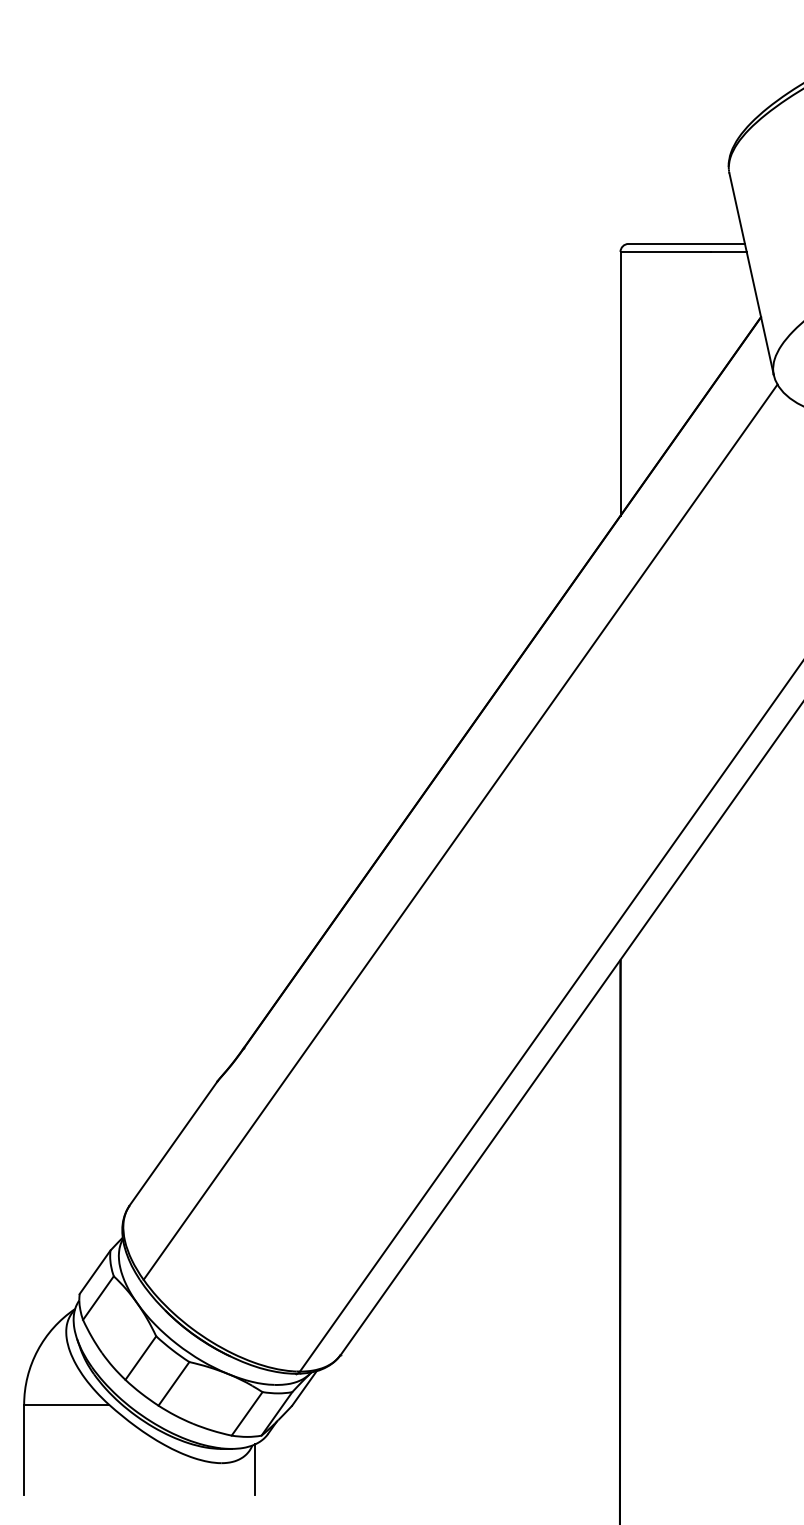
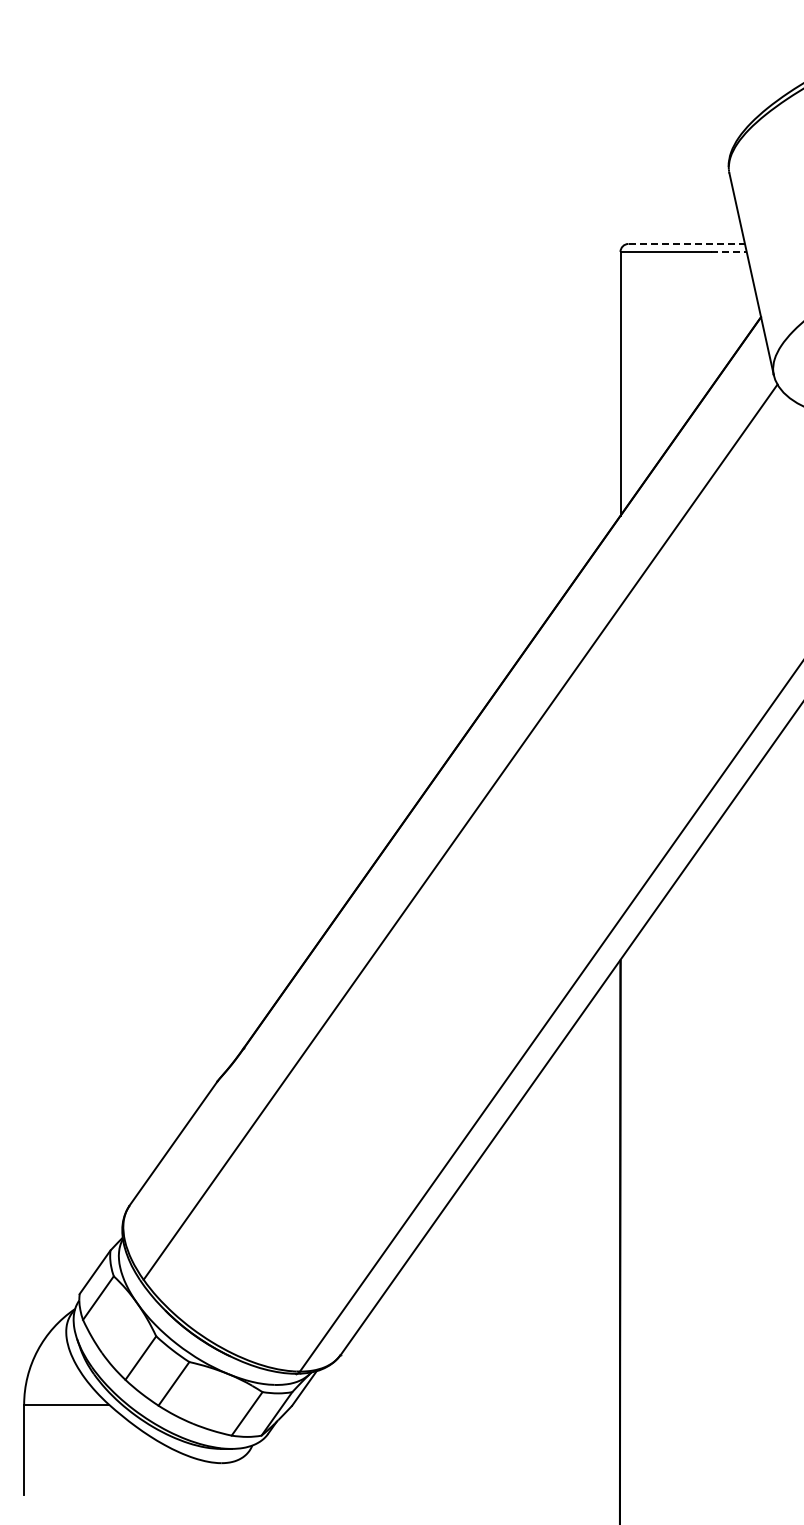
line: solid -> dashed (687, 243)
line: solid -> dashed (728, 252)
line: present -> none (255, 1469)
